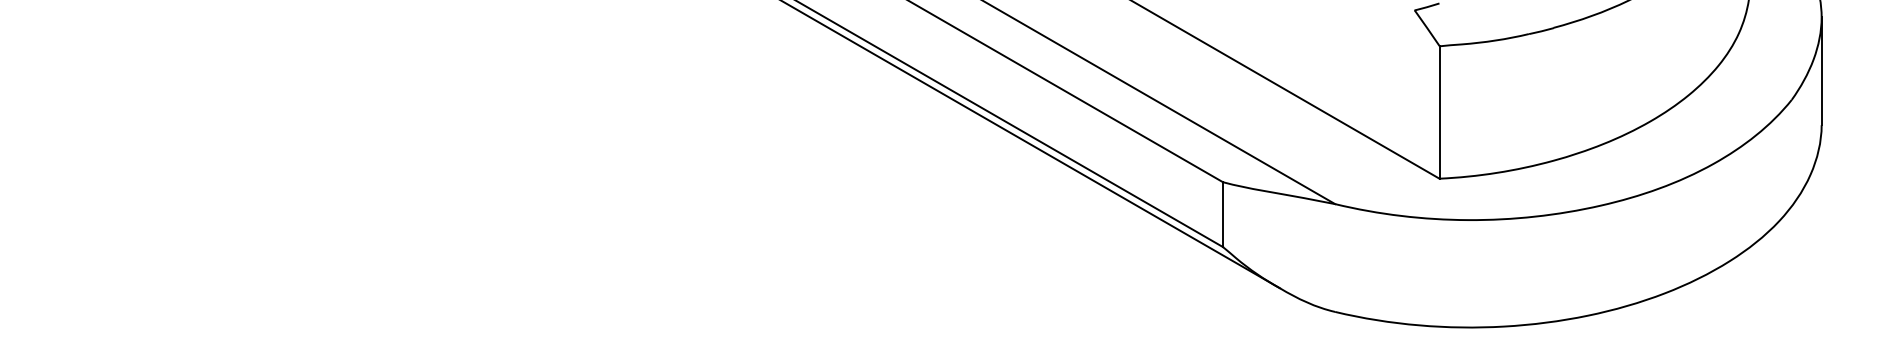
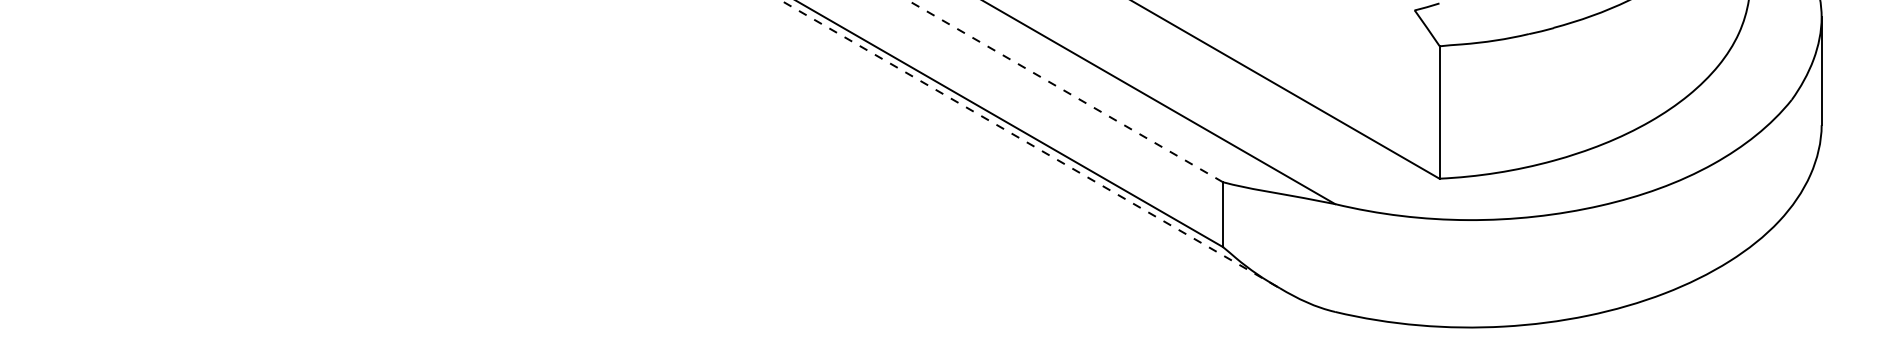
line: solid -> dashed (1065, 91)
line: solid -> dashed (1030, 144)
